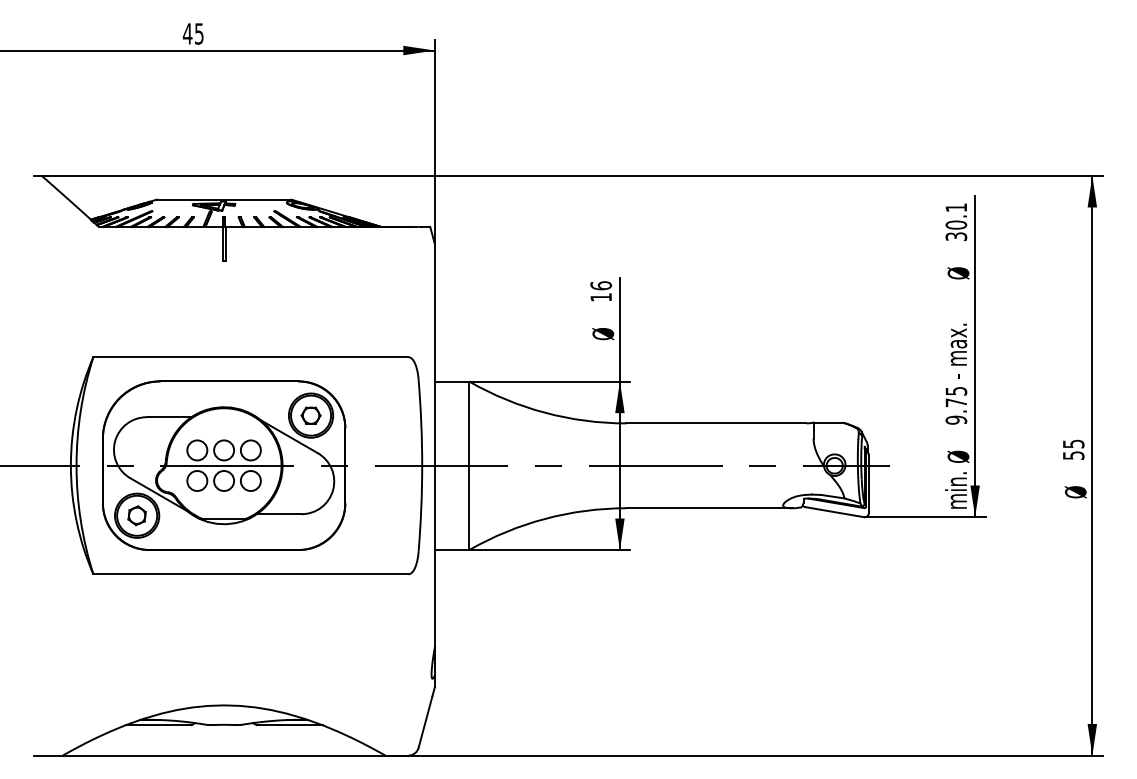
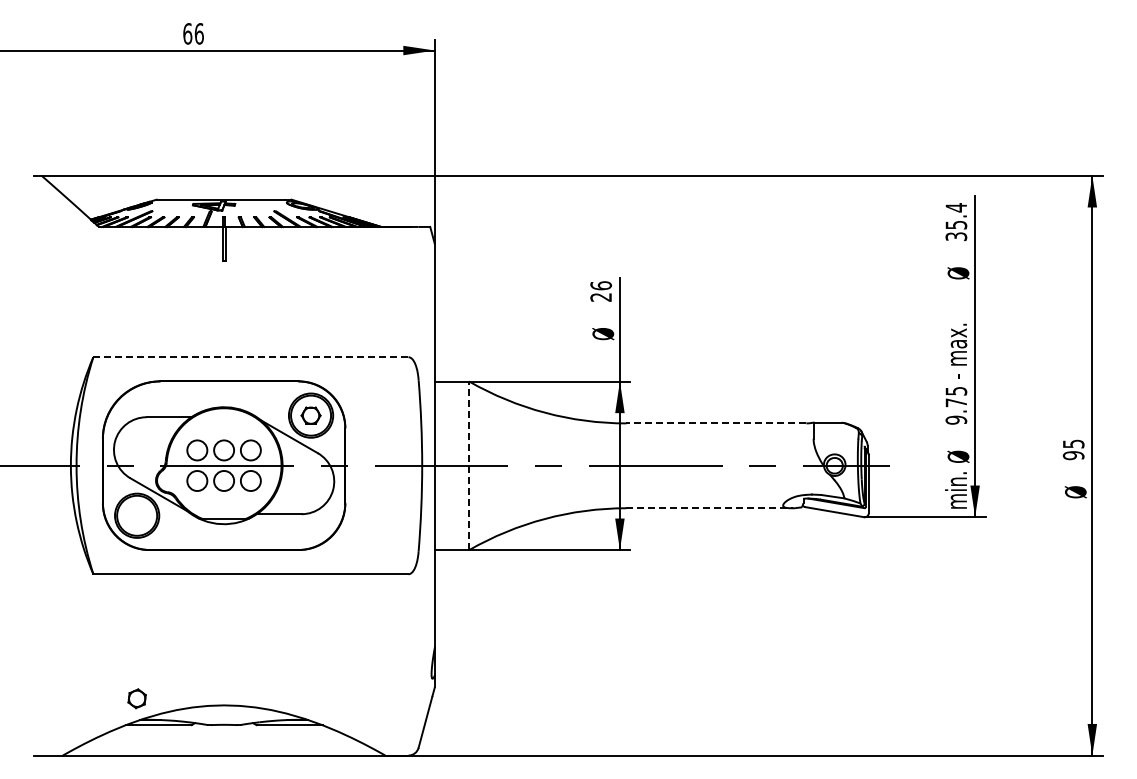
text: 45 -> 66 (192, 33)
text: 30.1 -> 35.4 (956, 216)
text: 16 -> 26 (600, 297)
line: solid -> dashed (250, 357)
line: solid -> dashed (716, 423)
text: 55 -> 95 (1073, 455)
line: solid -> dashed (469, 465)
line: solid -> dashed (710, 508)
part position: (136, 515) -> (136, 698) (136, 698)
